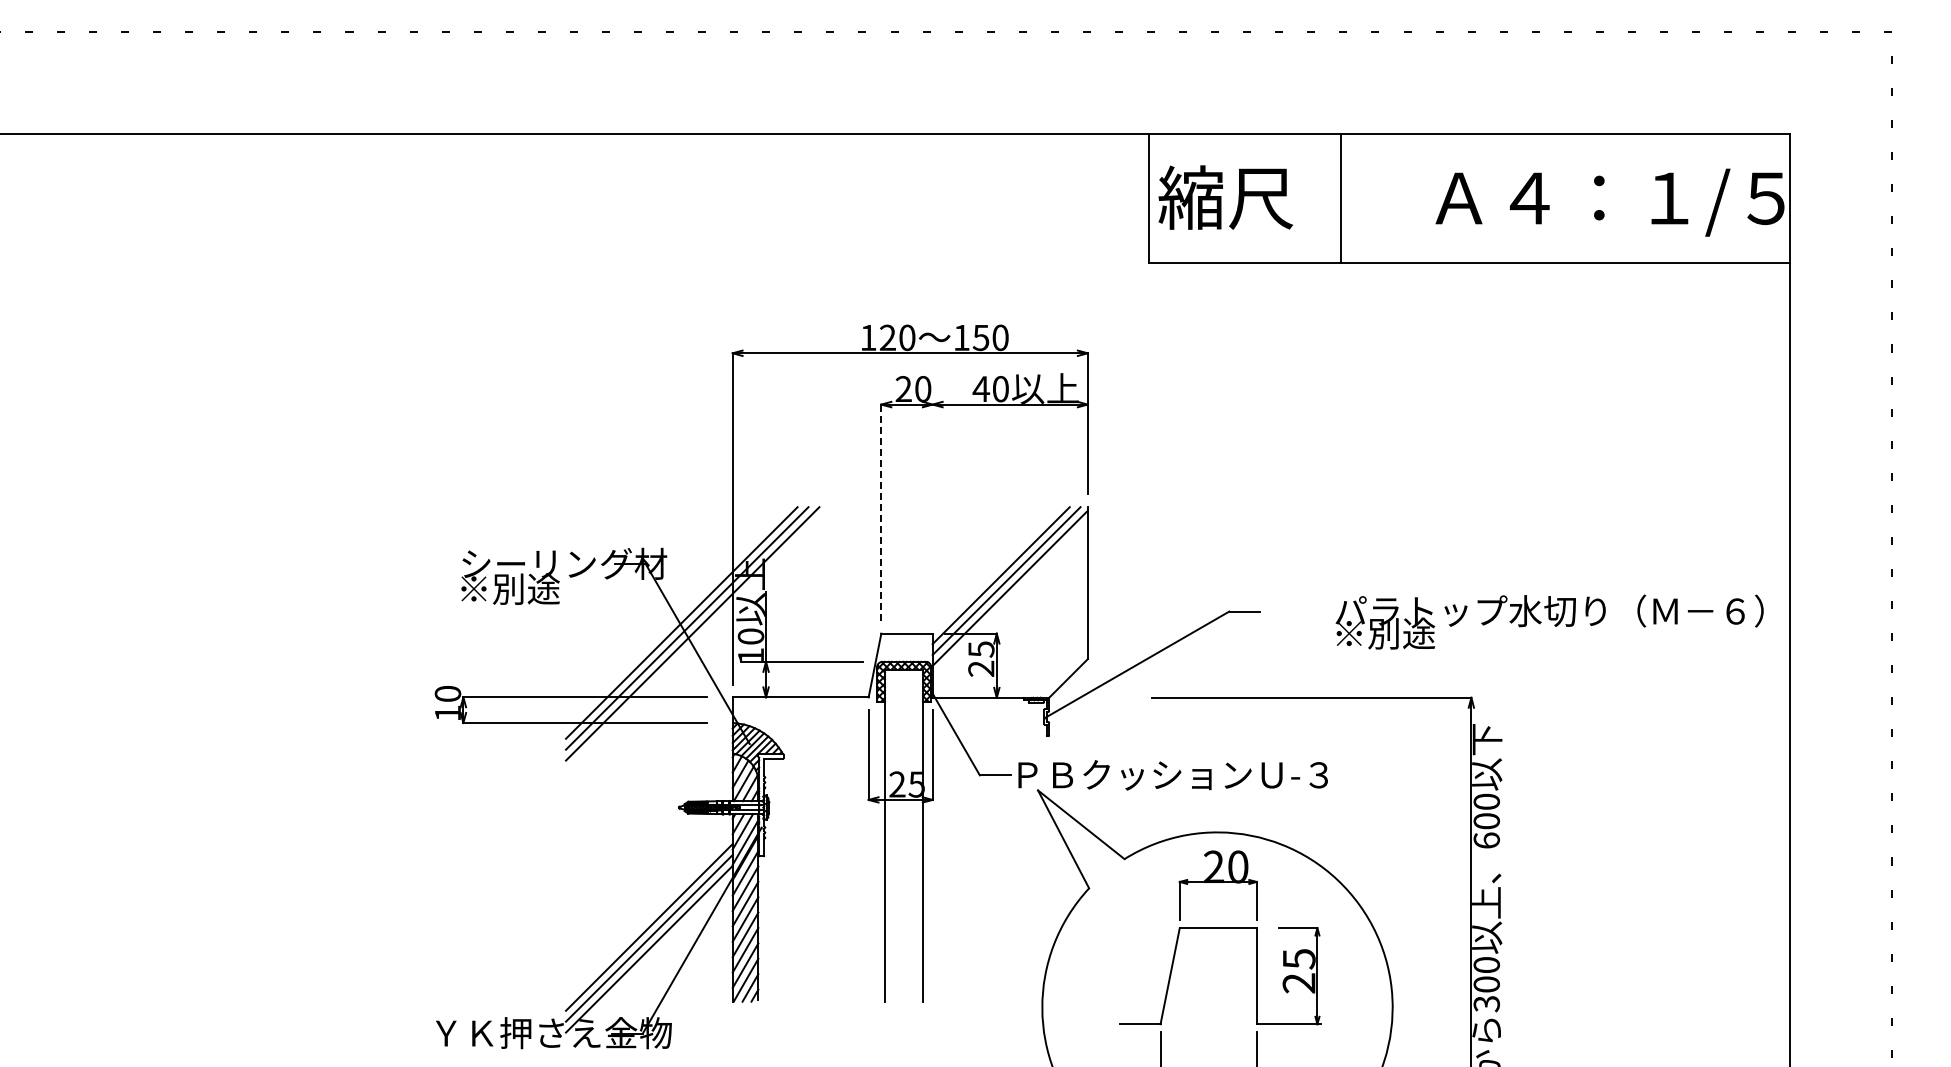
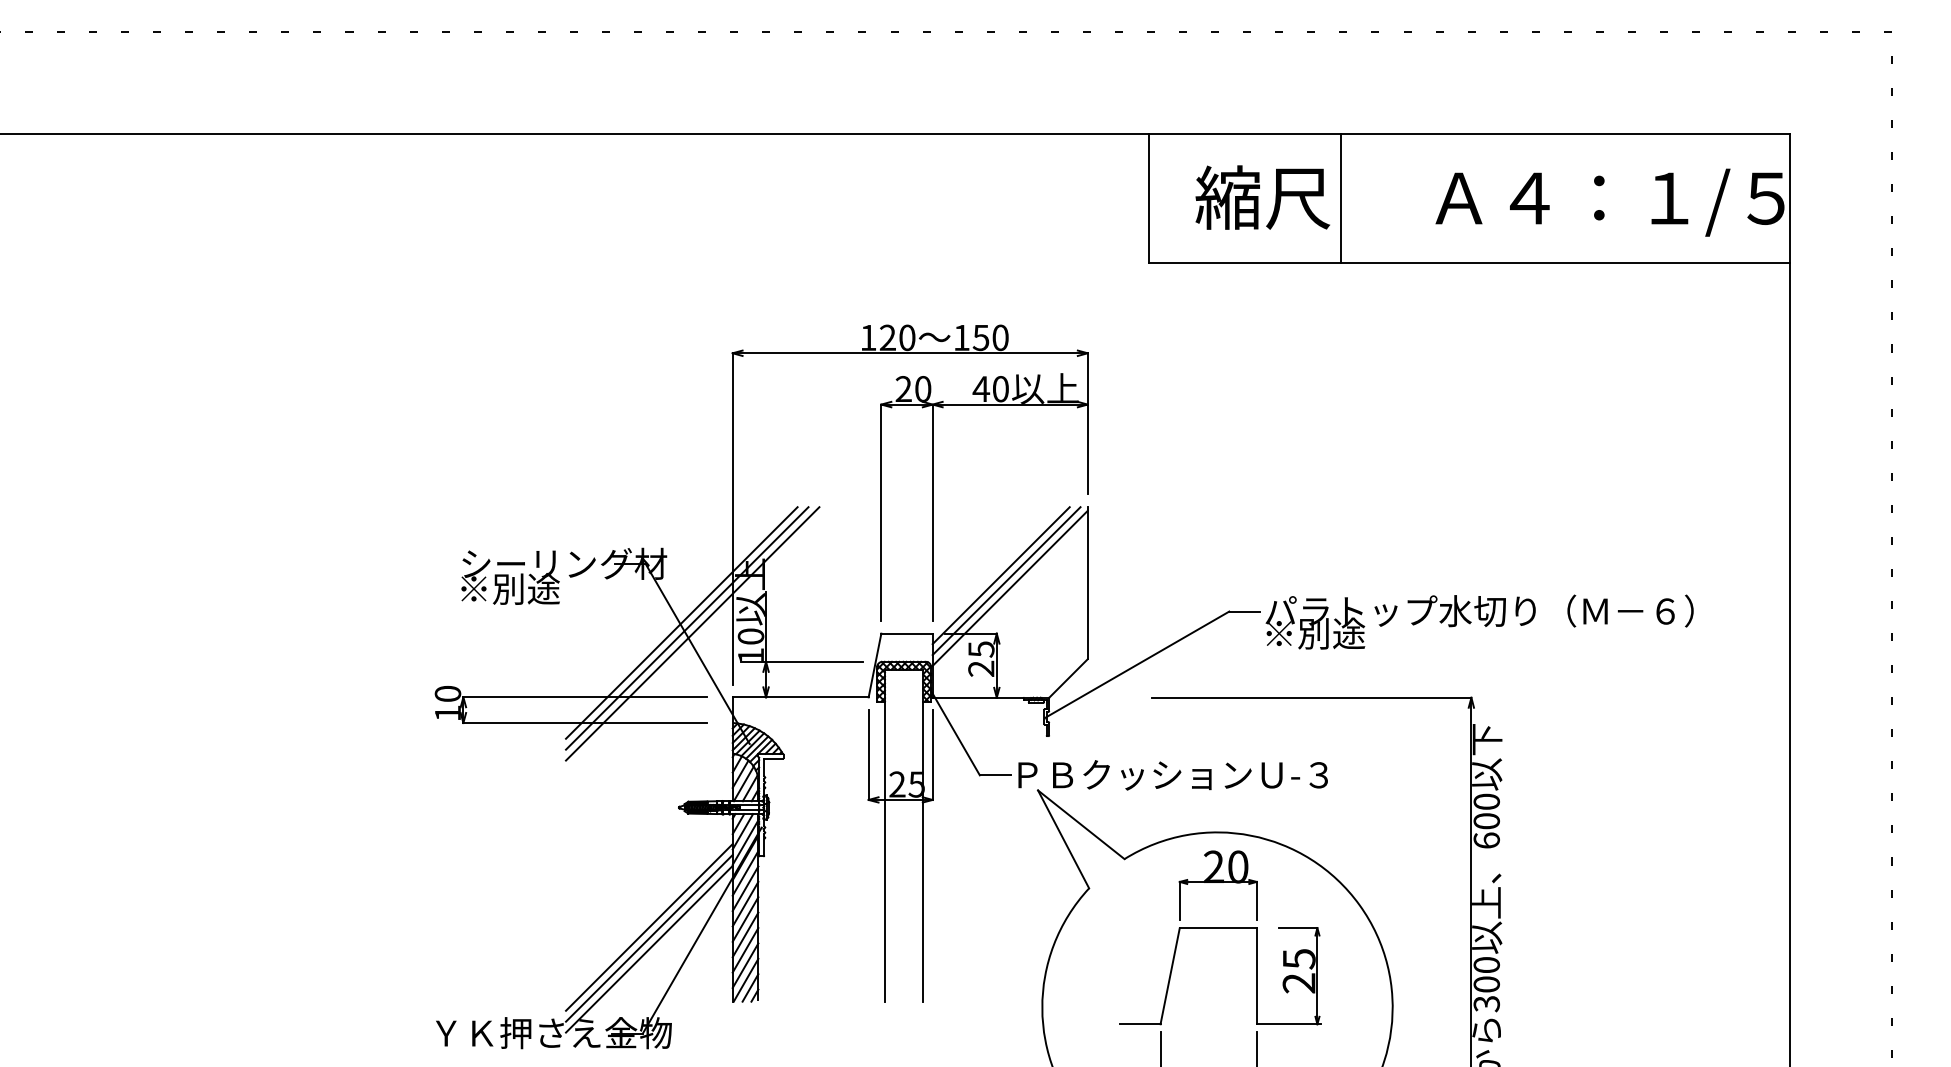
text position: (1225, 197) -> (1262, 197) (1262, 197)
line: none -> present (932, 512)
line: dashed -> solid (881, 513)
text position: (1549, 621) -> (1479, 621) (1479, 621)
